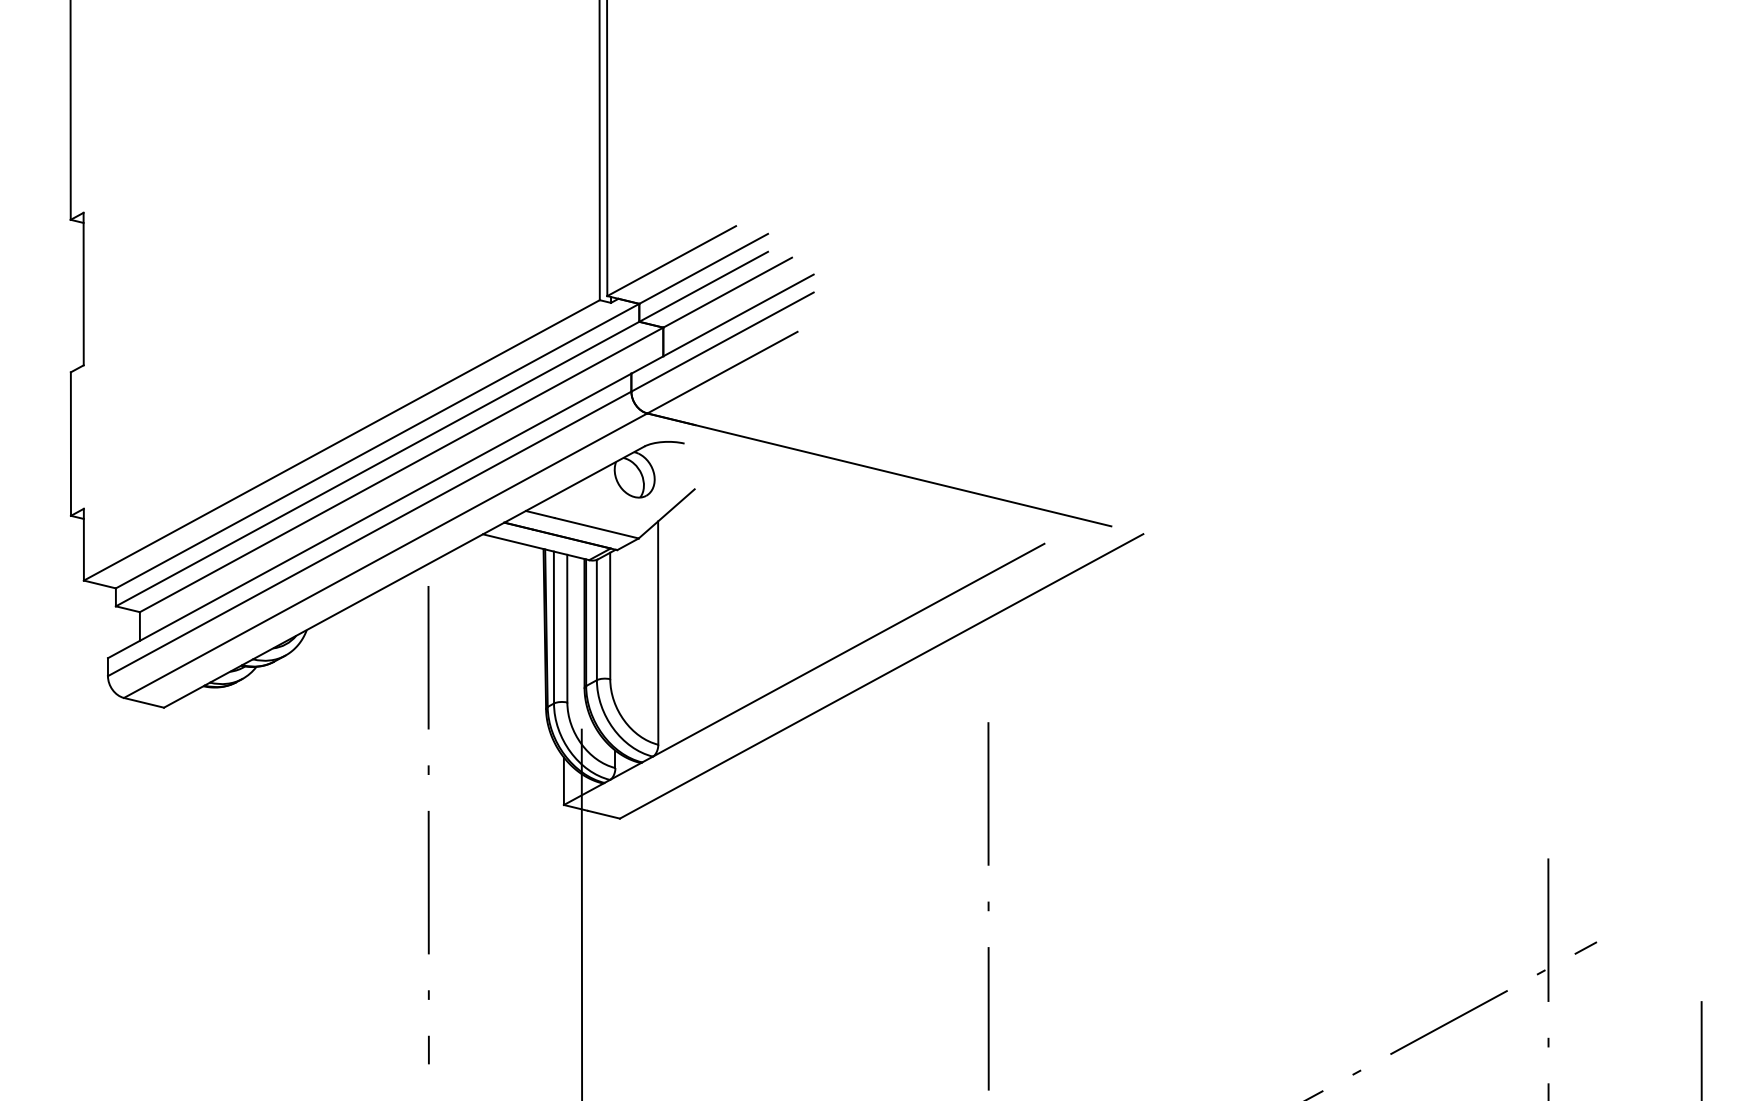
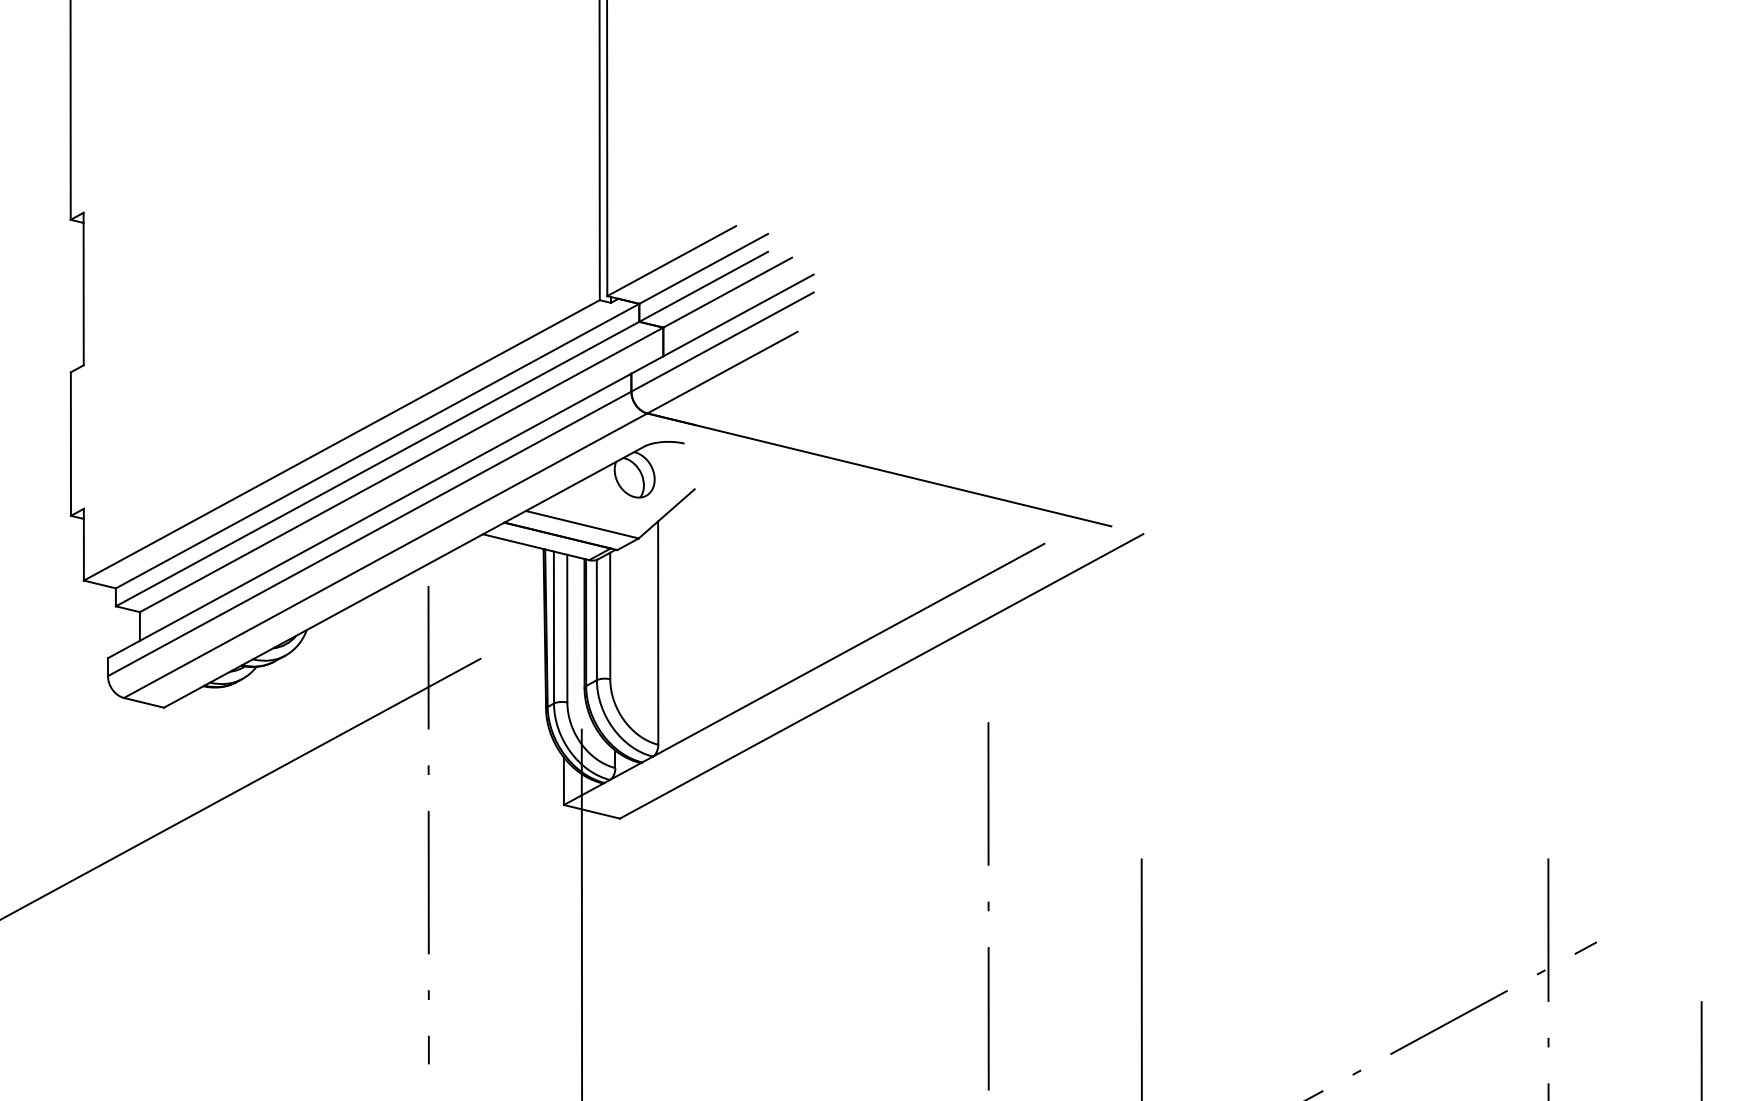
line: none -> present (241, 788)
line: none -> present (1141, 977)
